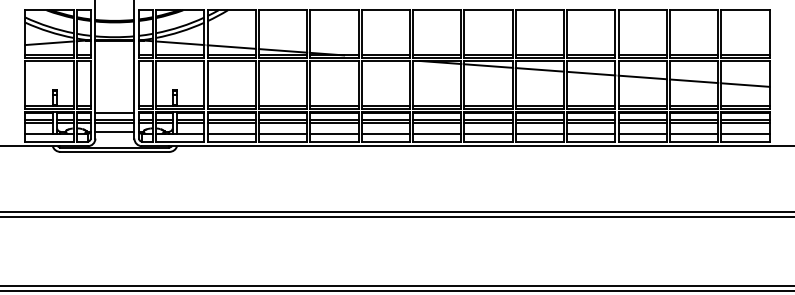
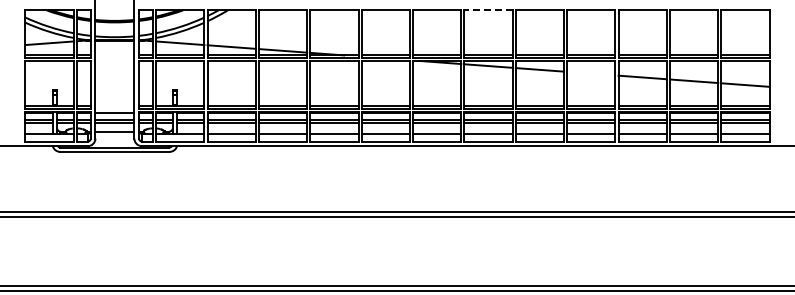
line: solid -> dashed (488, 10)
line: present -> none (591, 73)
